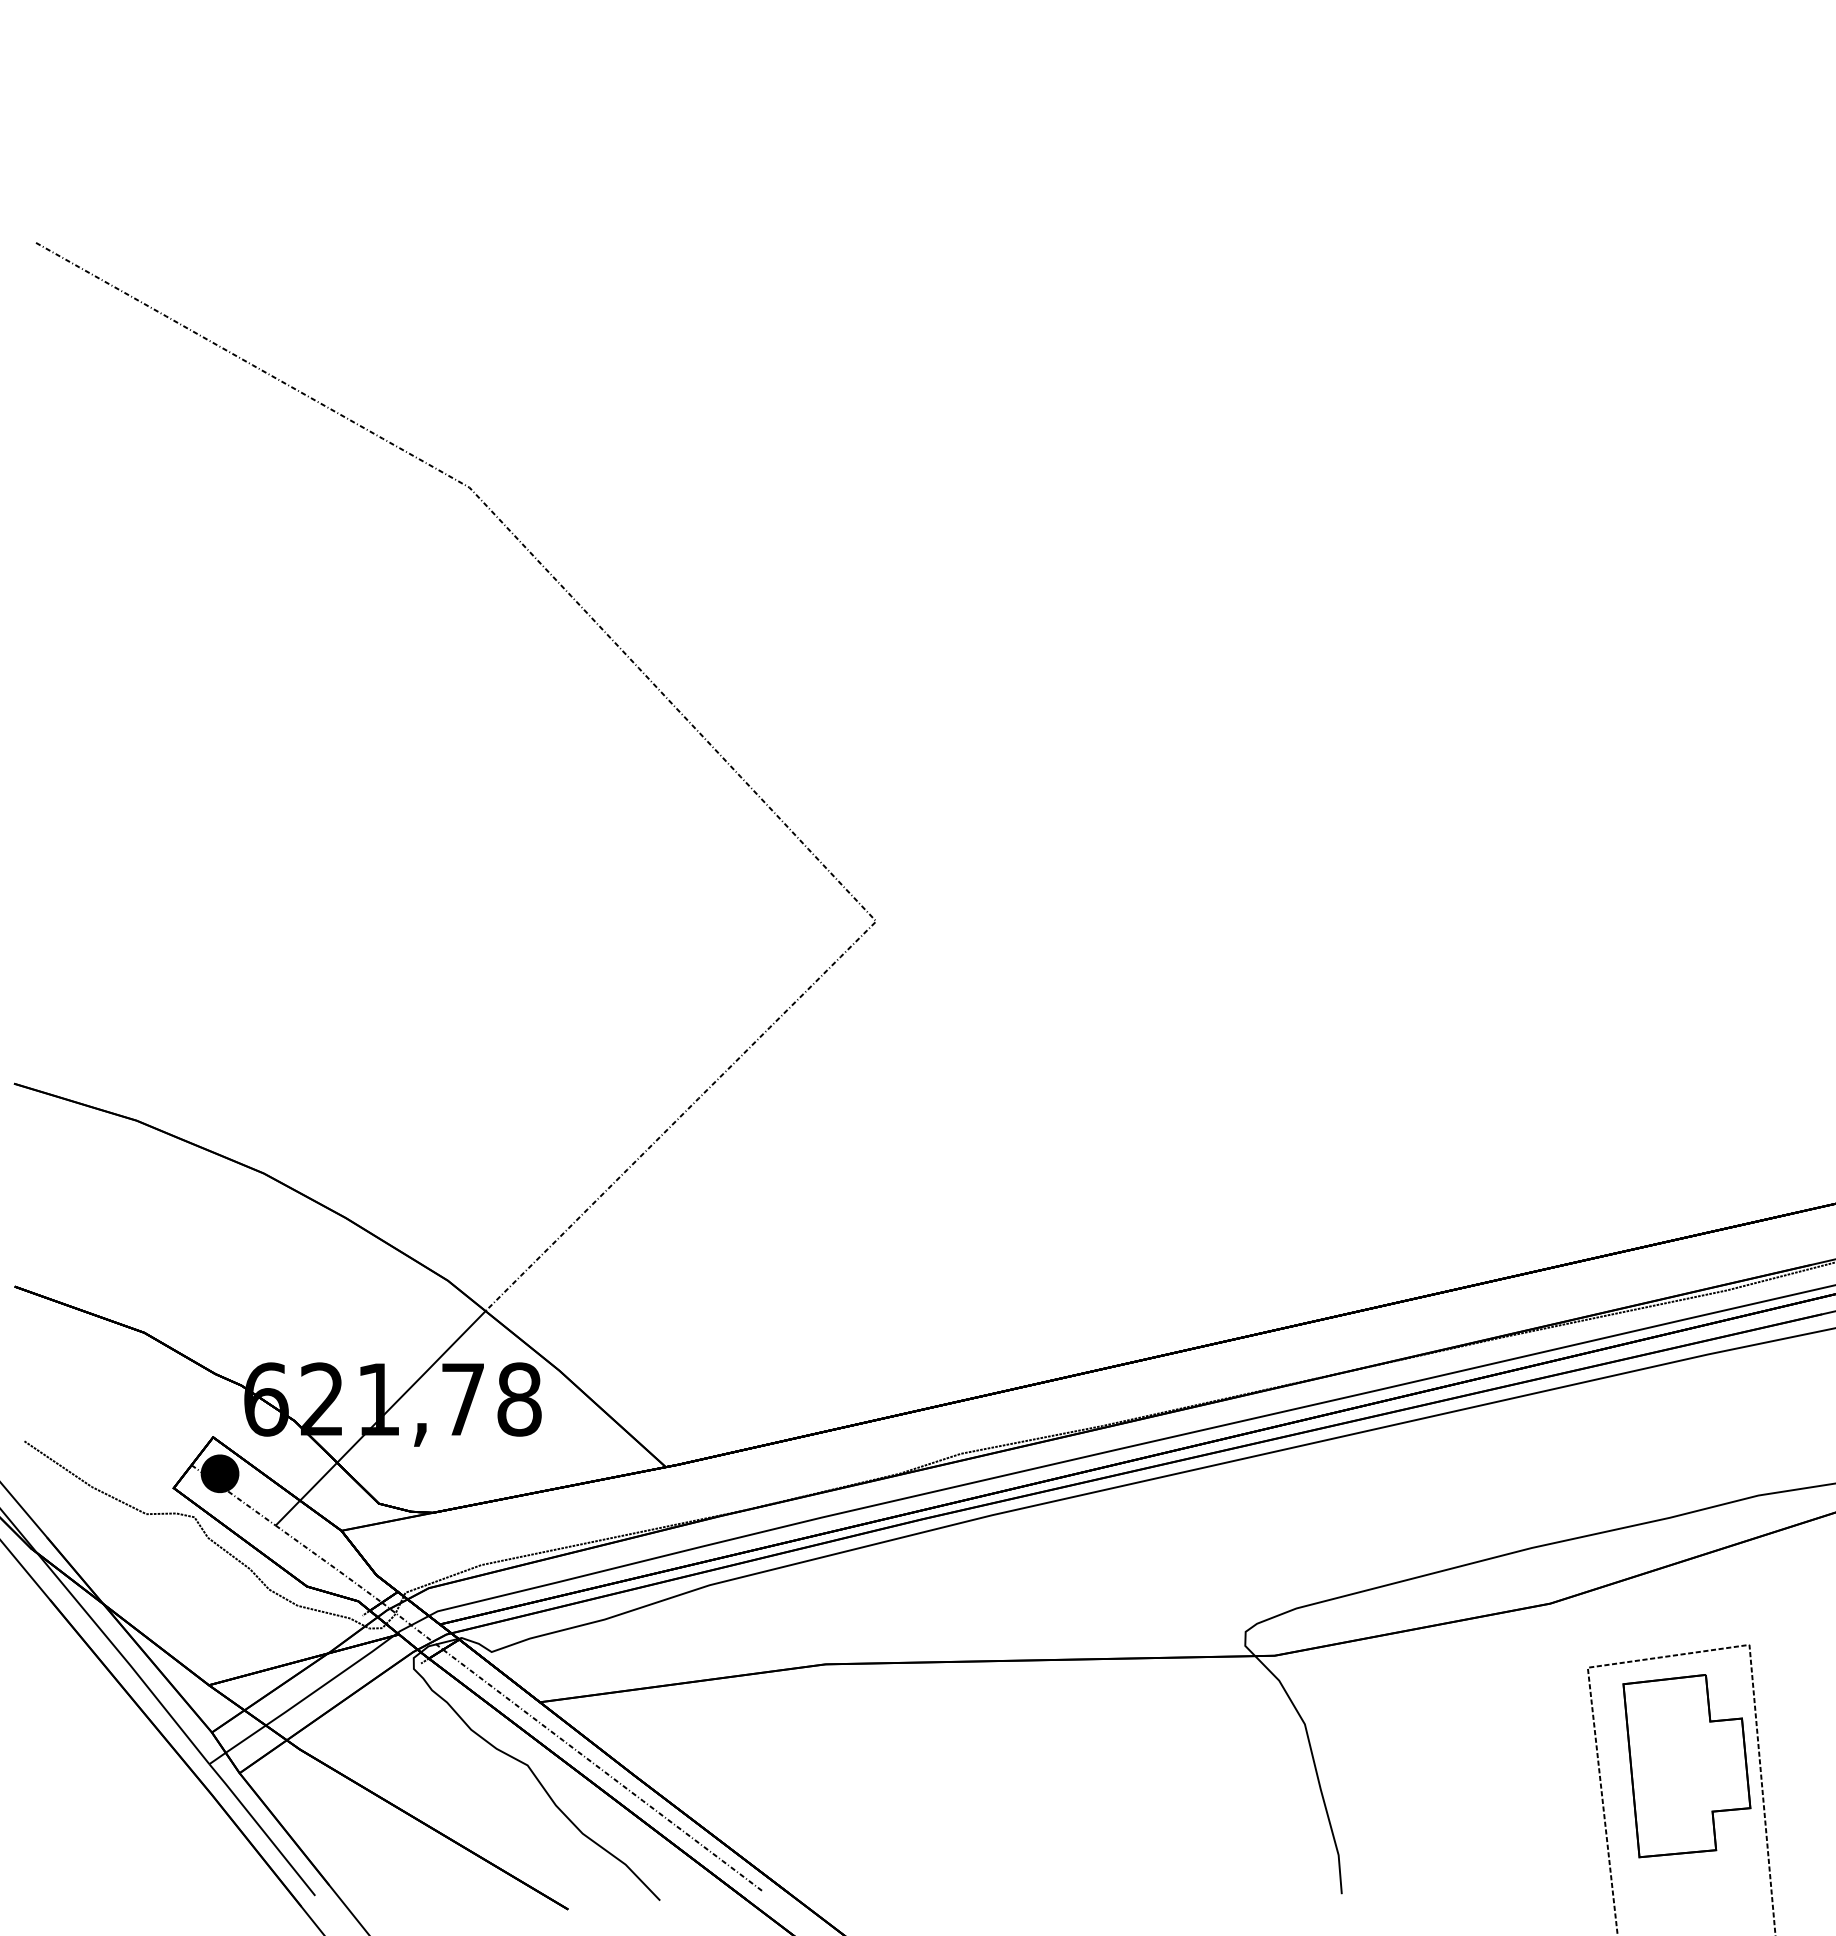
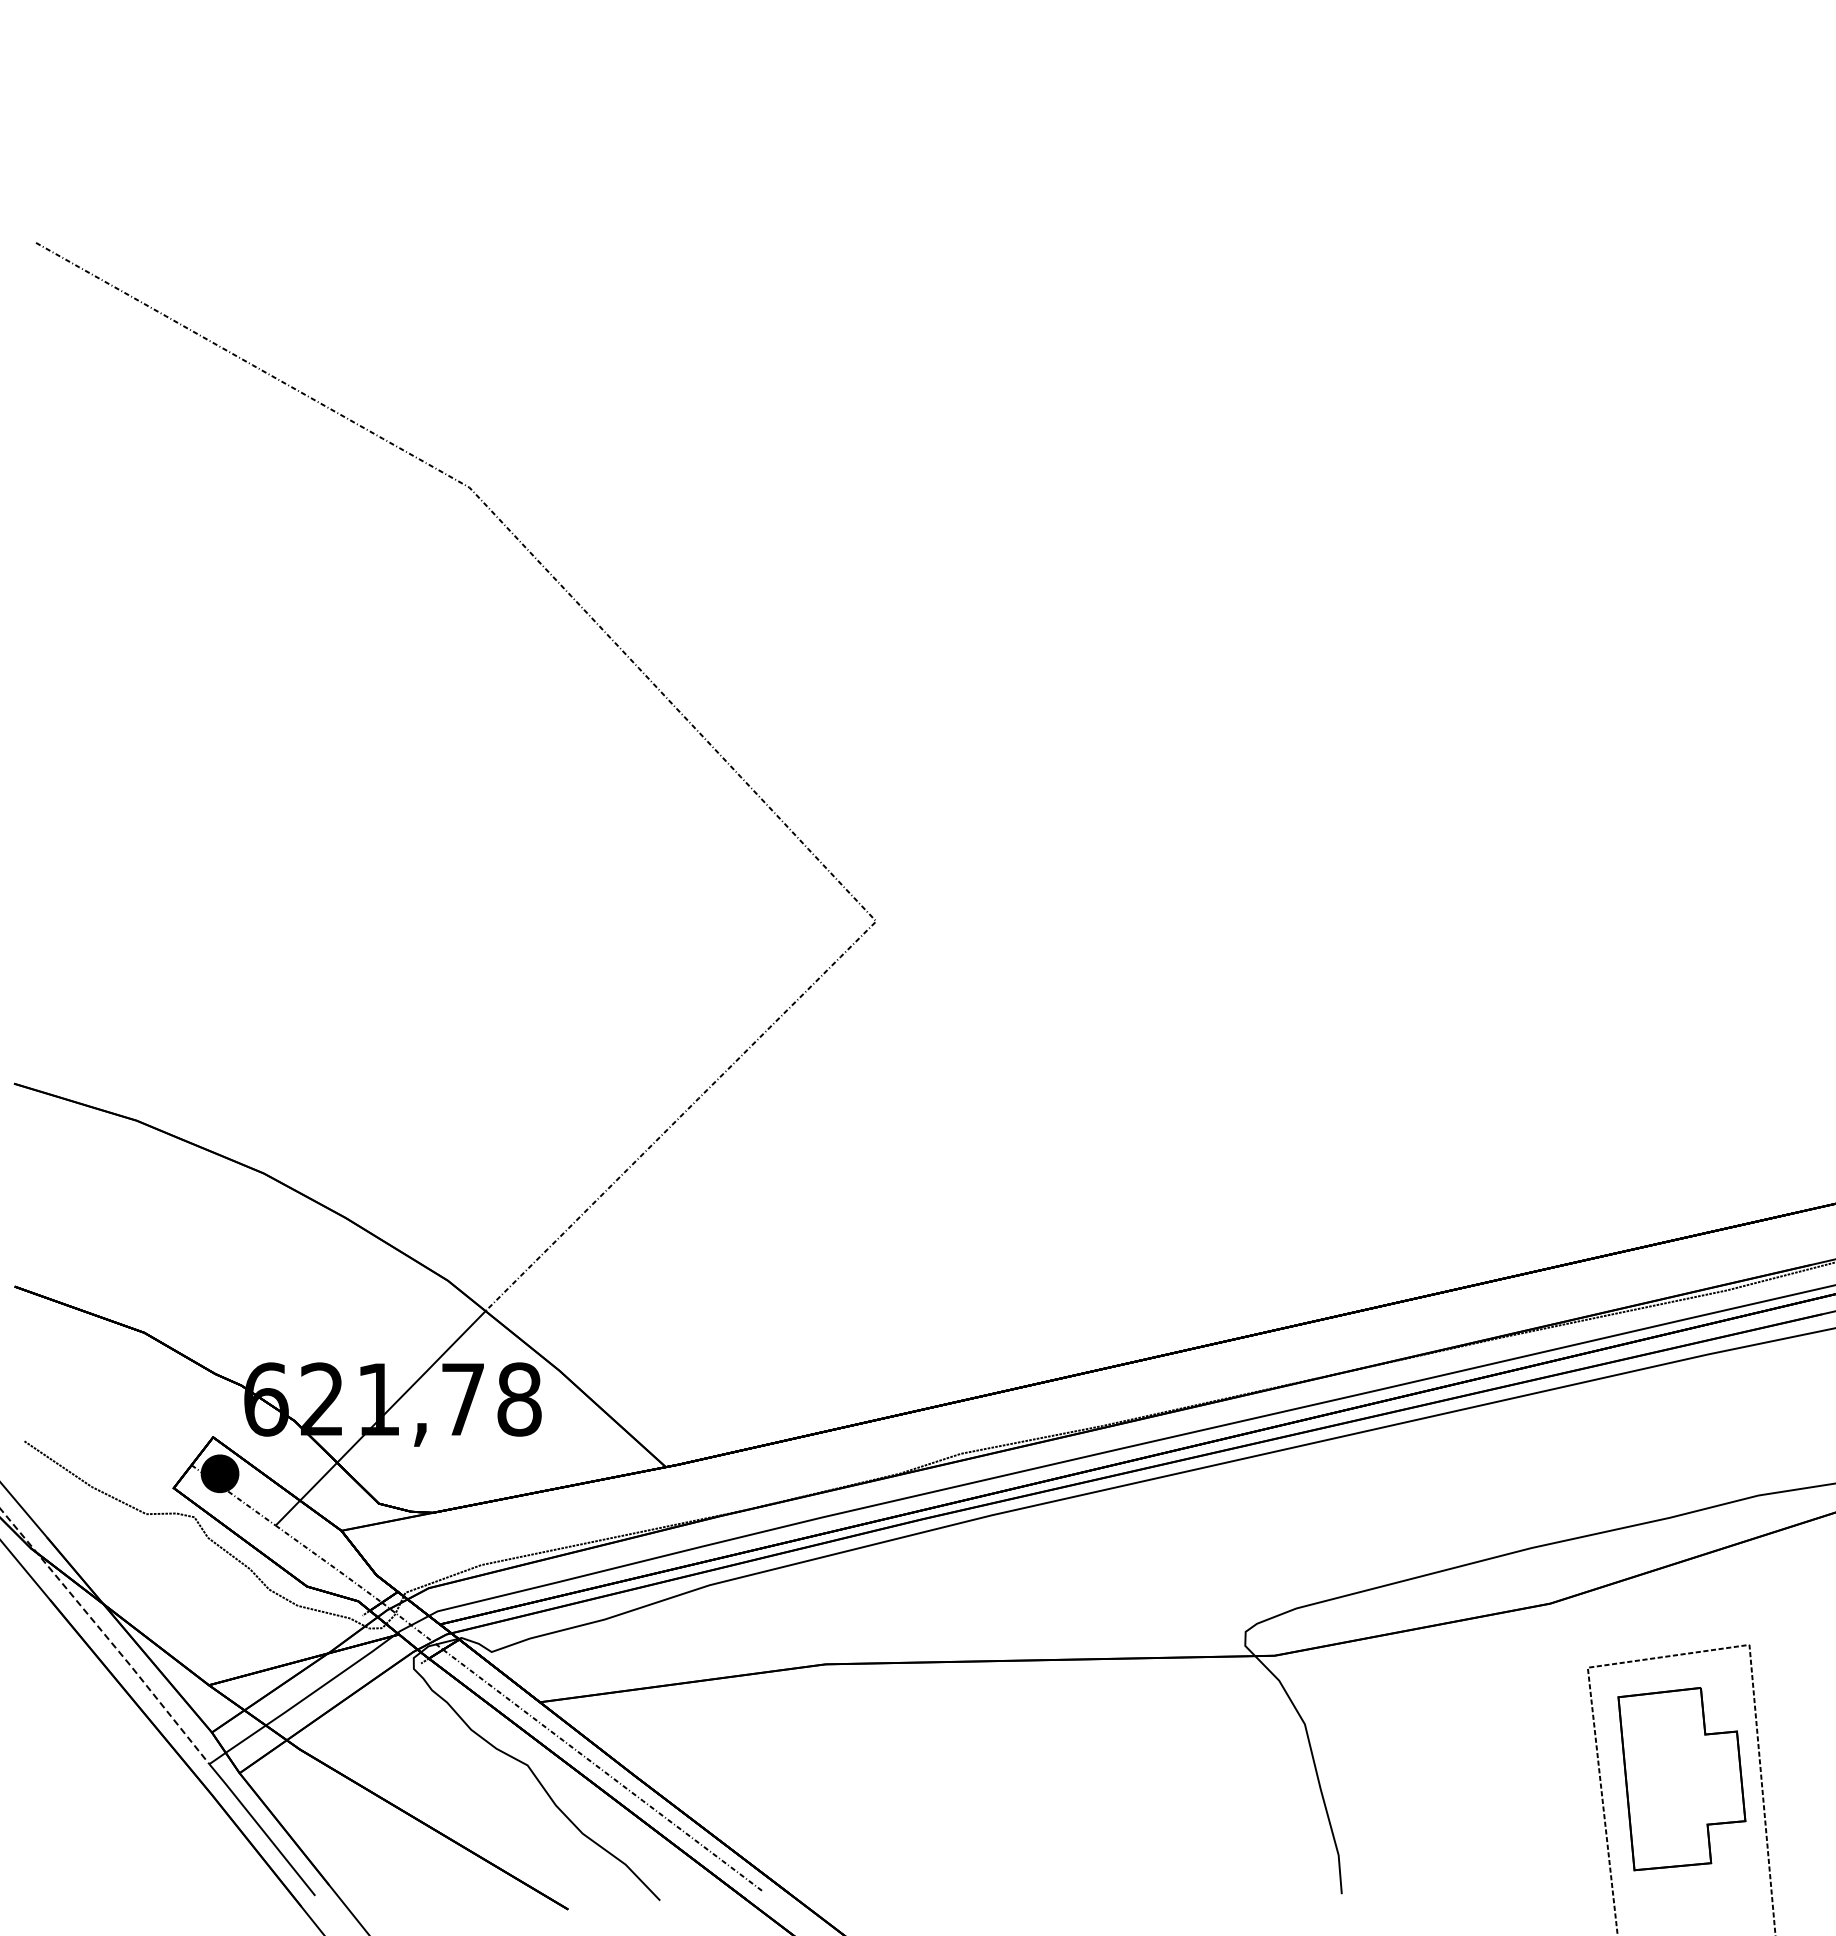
line: solid -> dashed (105, 1636)
part position: (1686, 1766) -> (1681, 1779) (1681, 1779)
